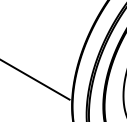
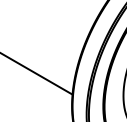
line position: (35, 79) -> (37, 73) (37, 73)
